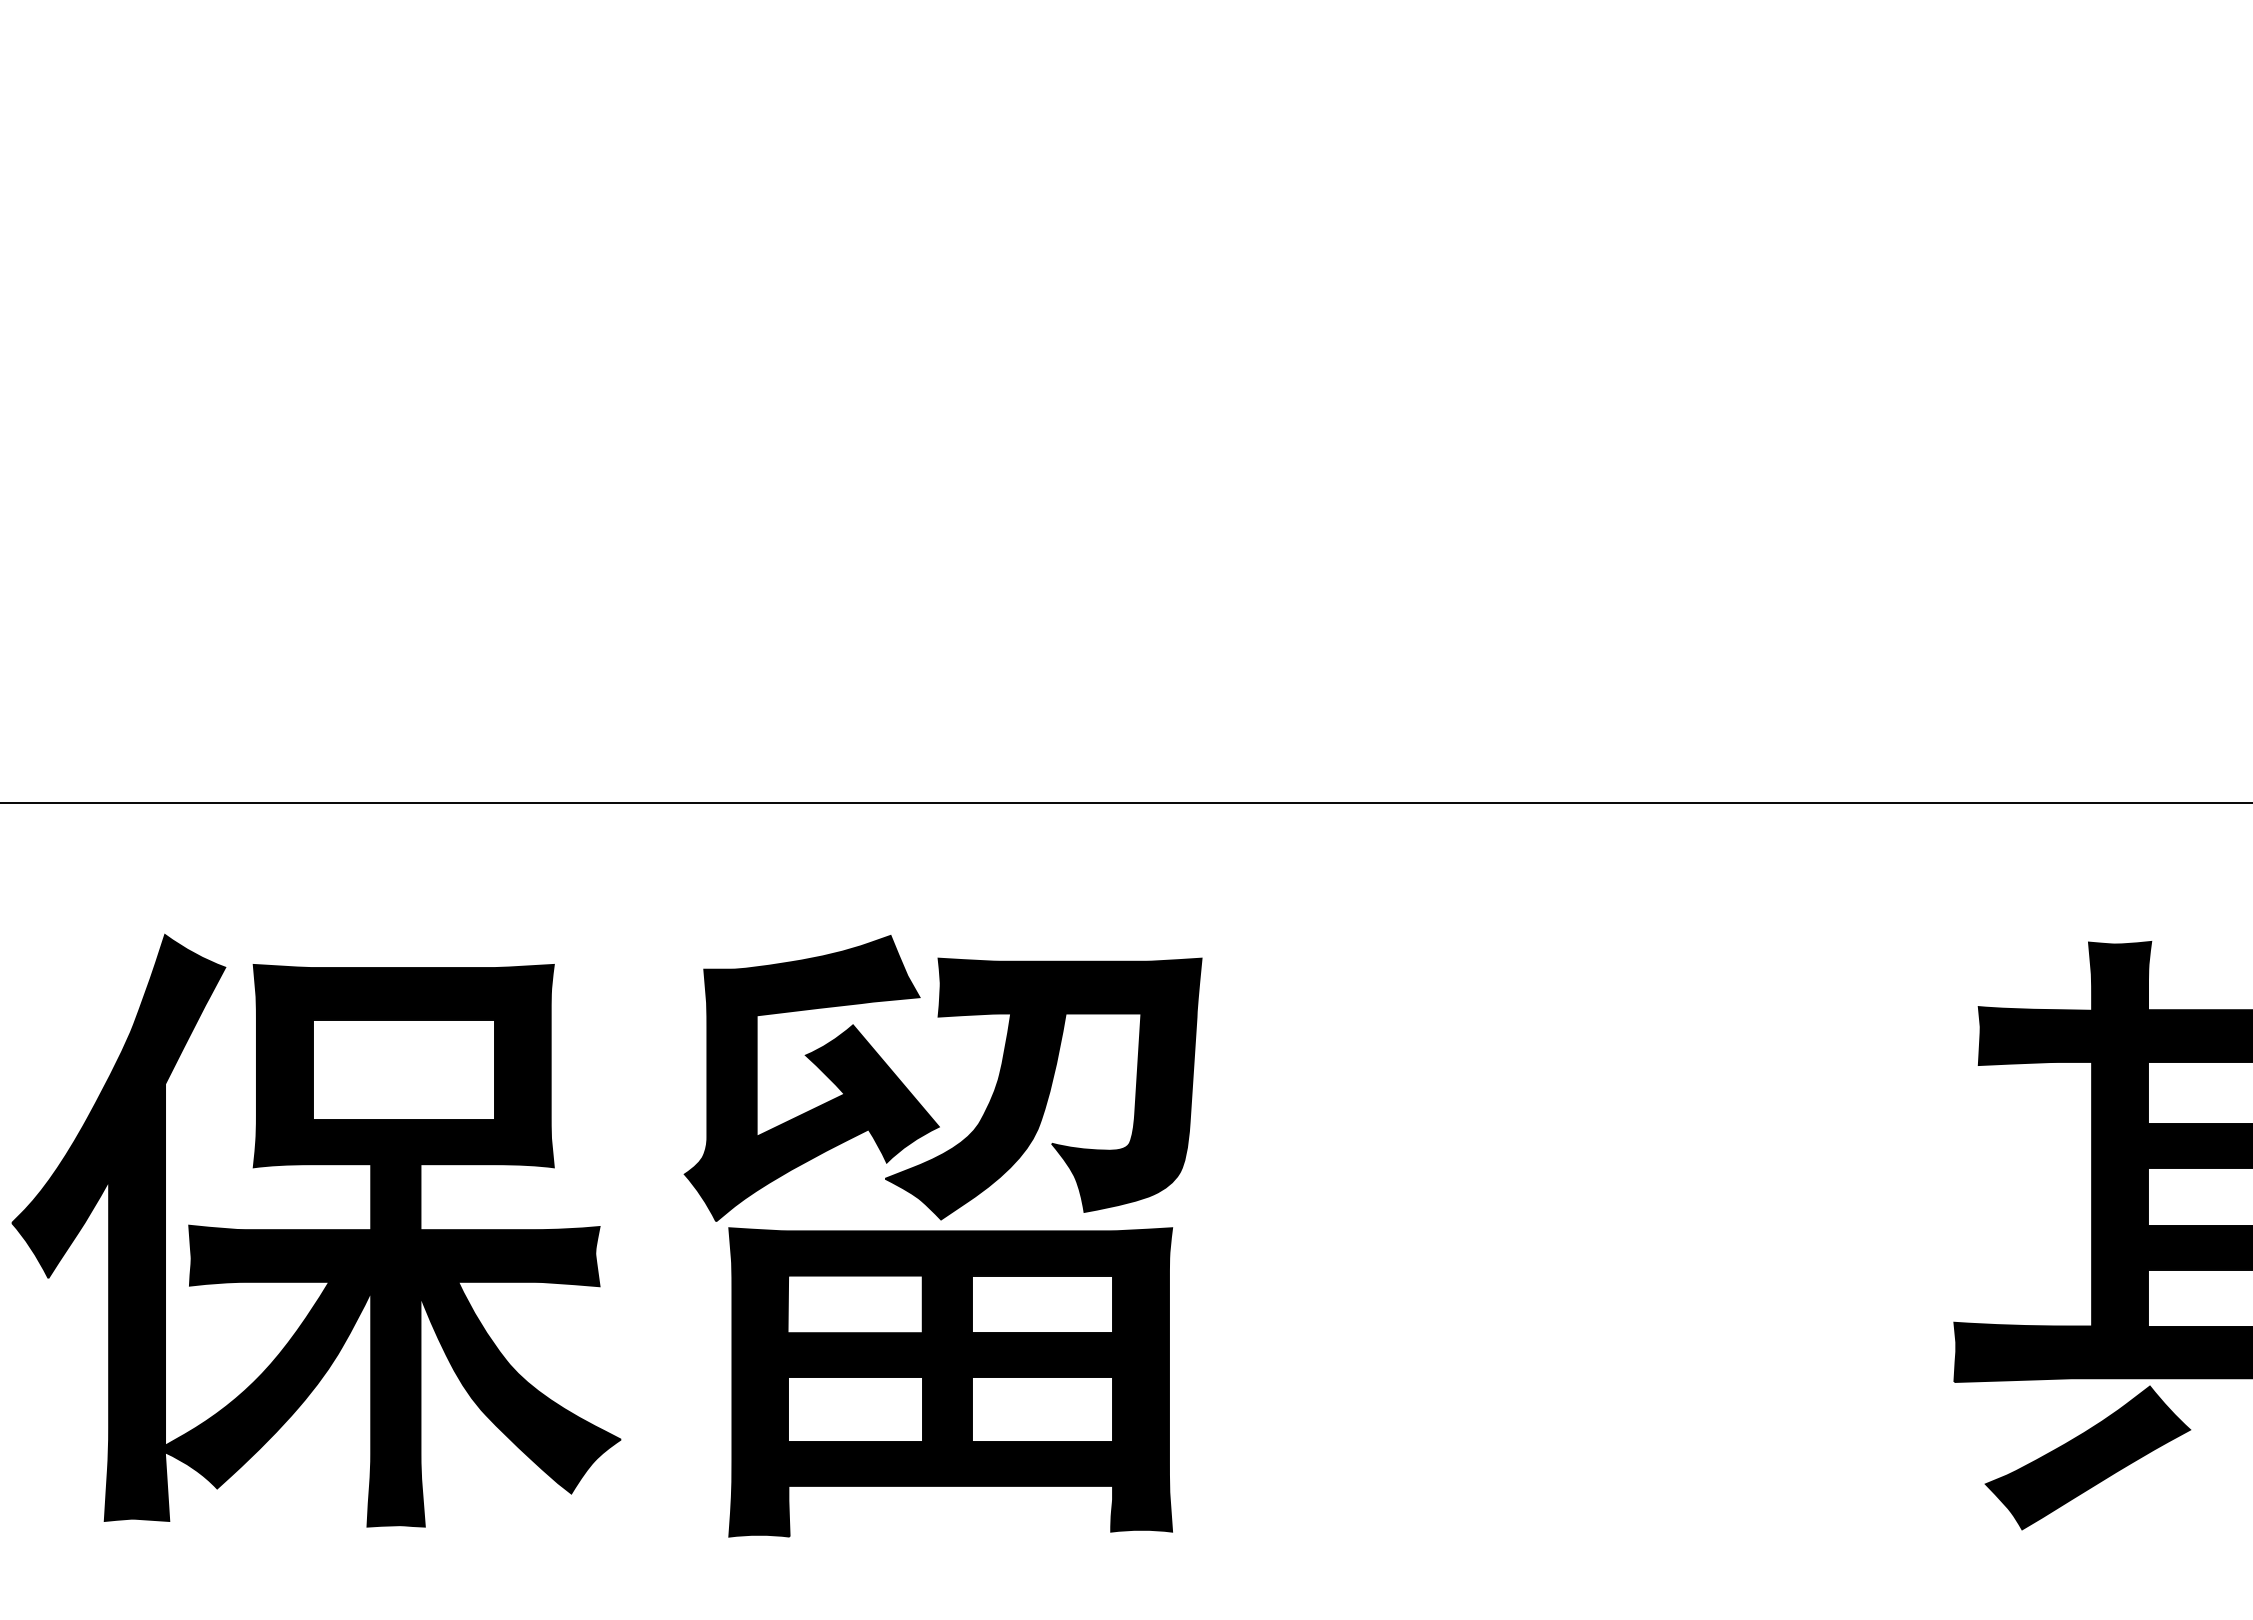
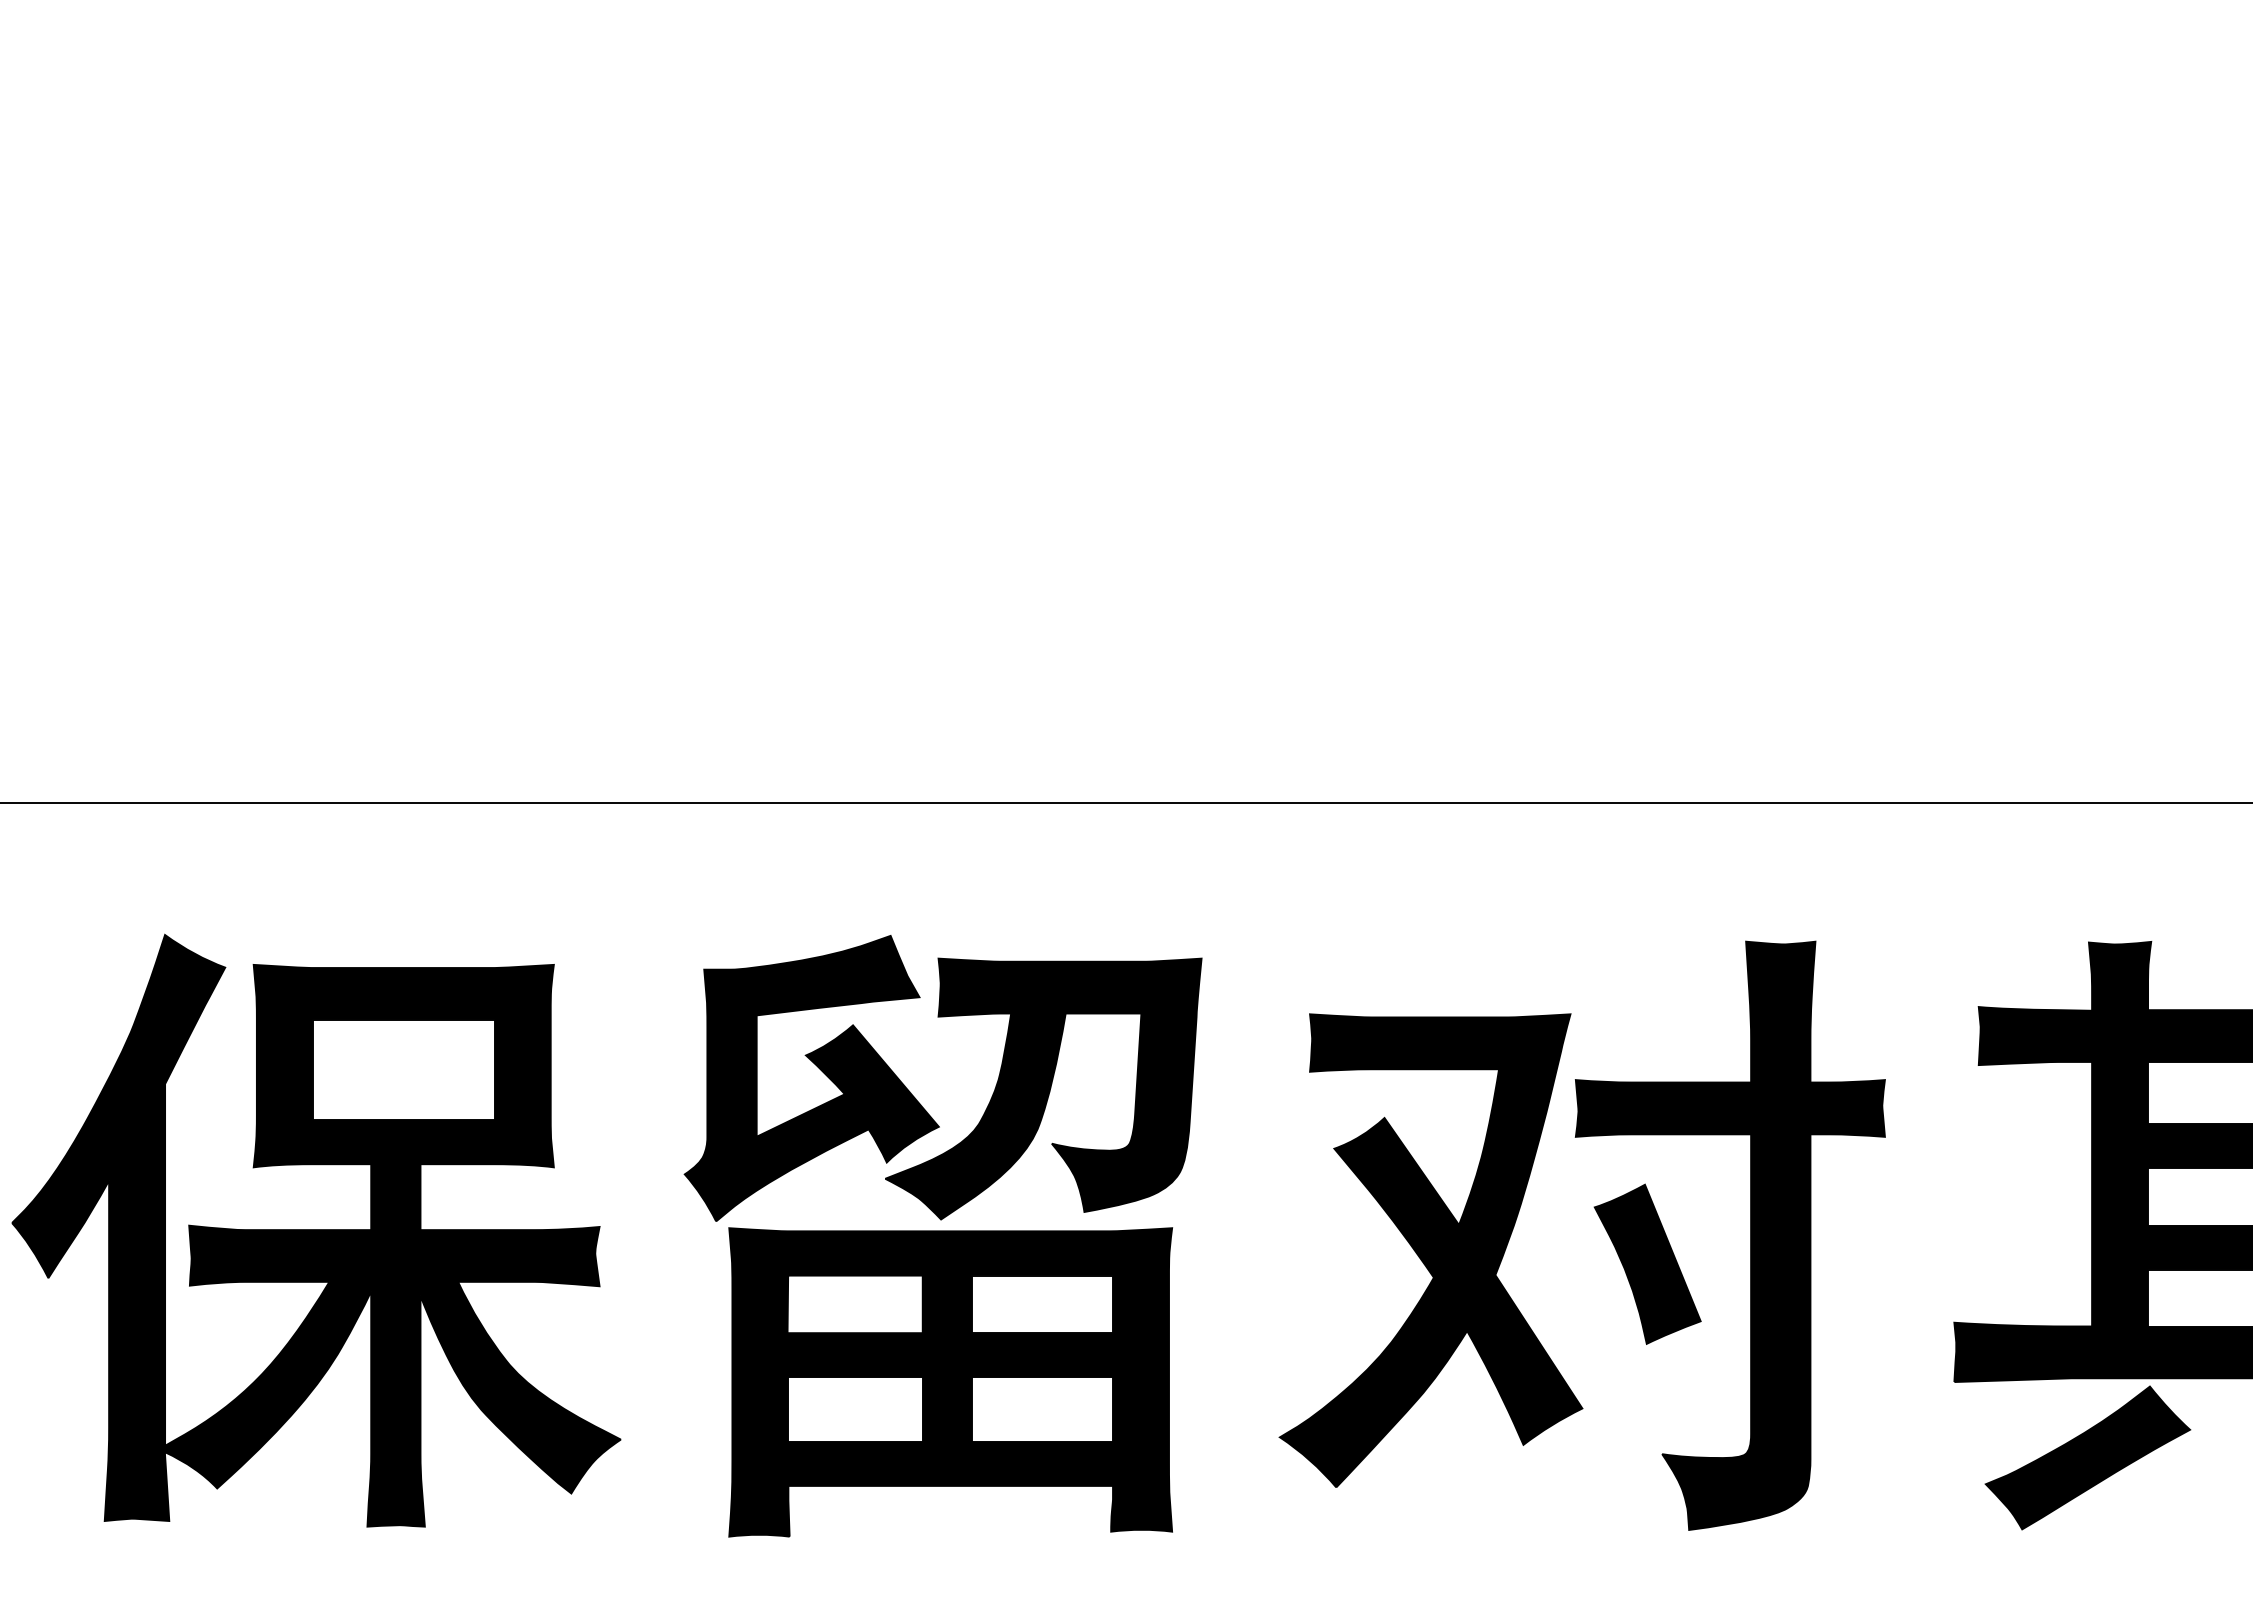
part: none -> present (1602, 1224)
